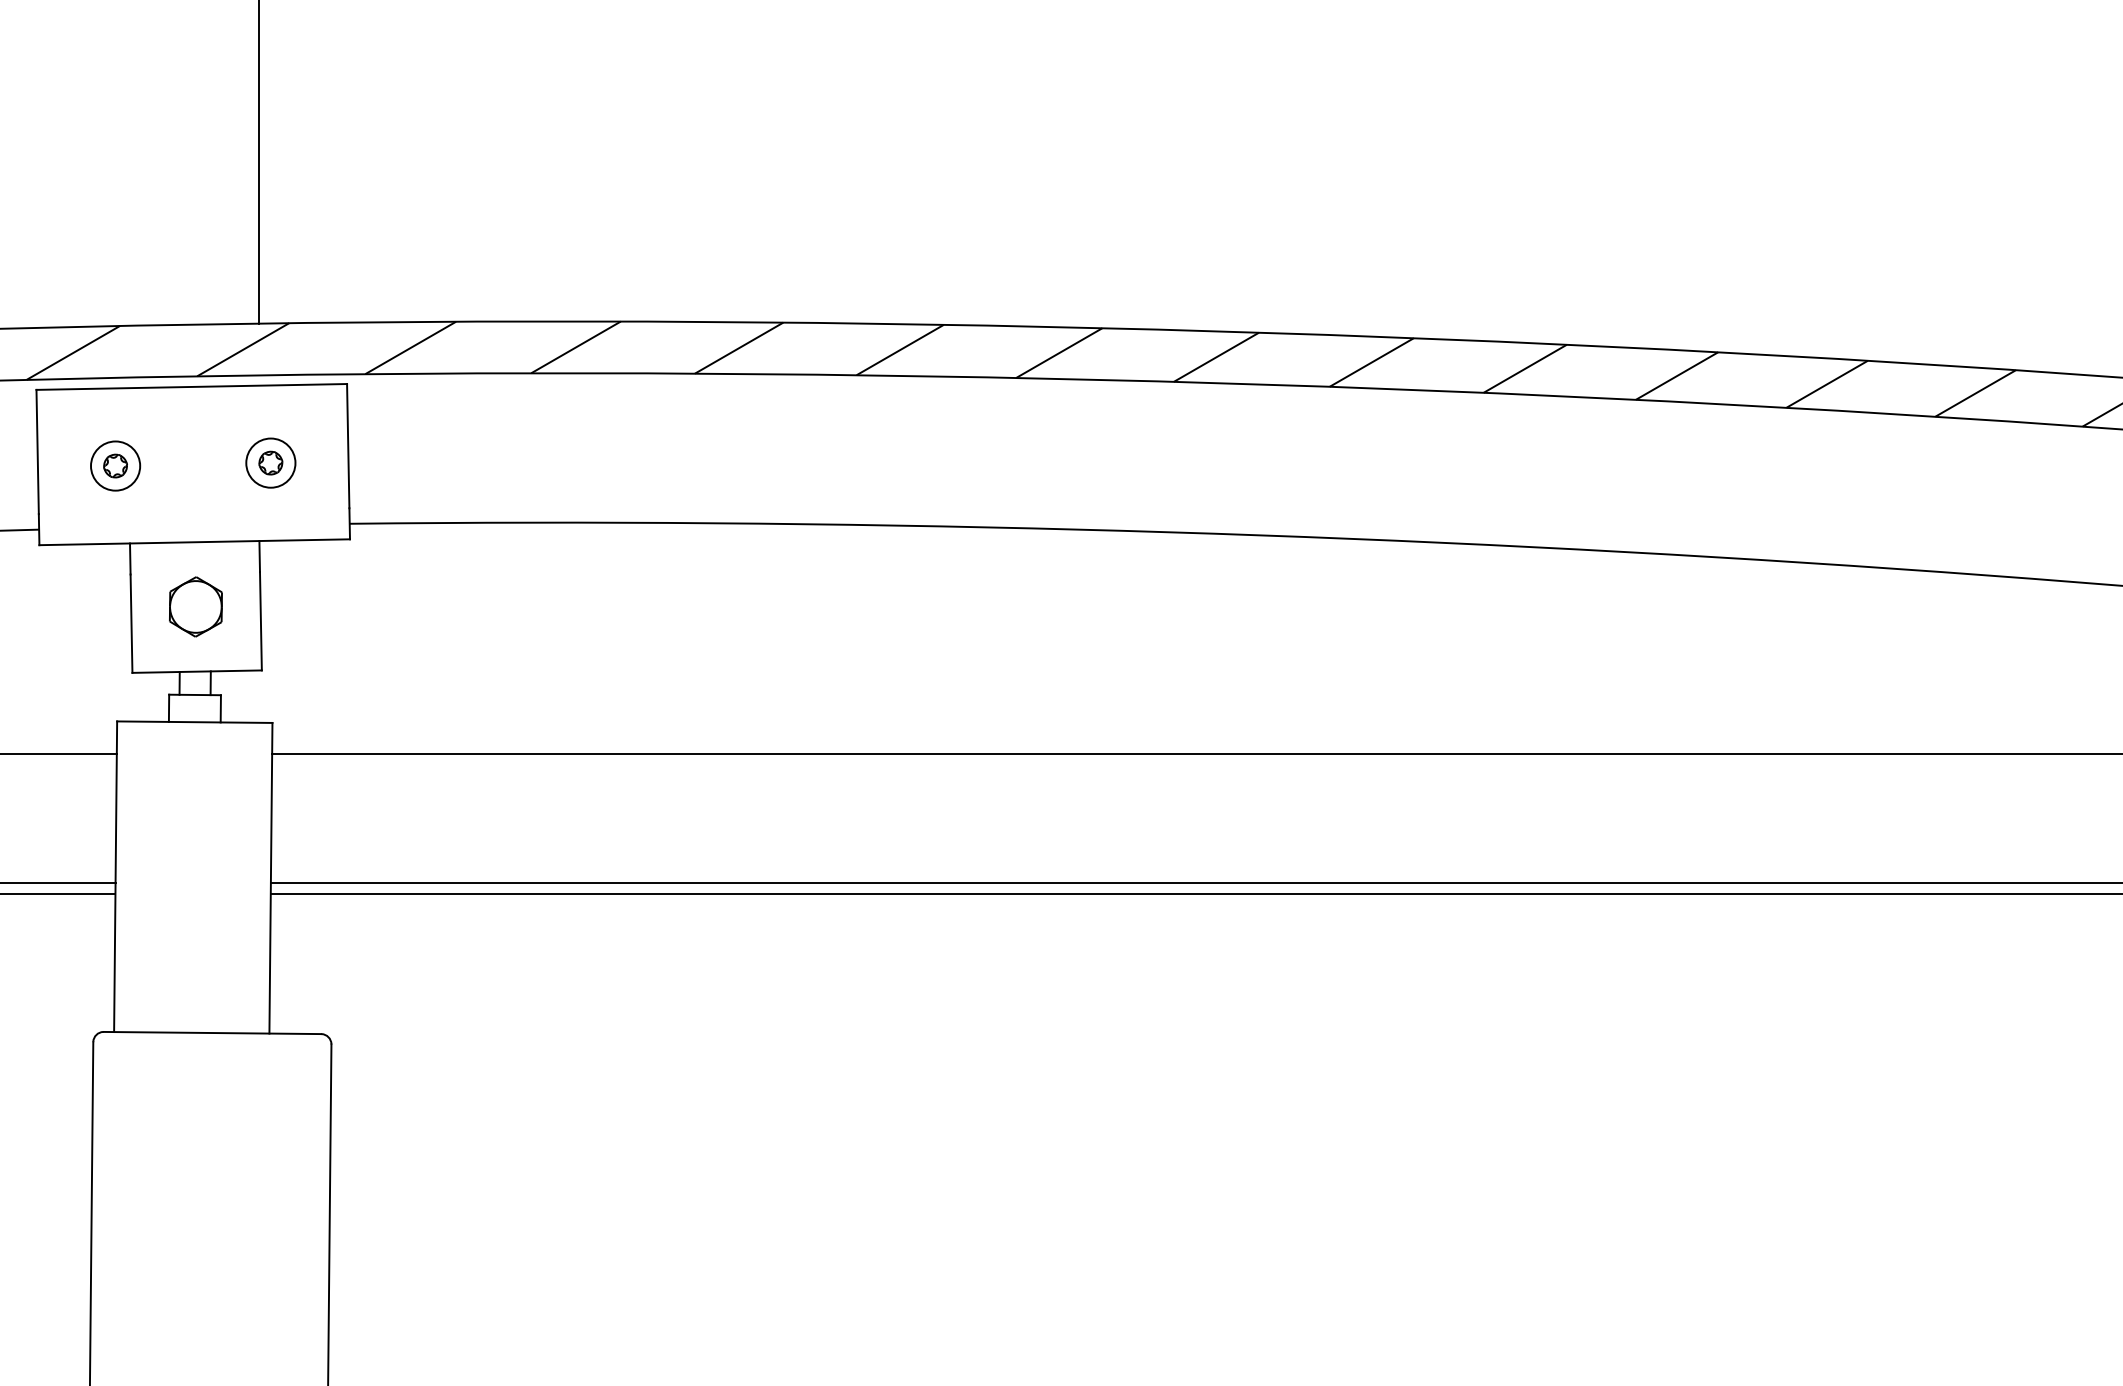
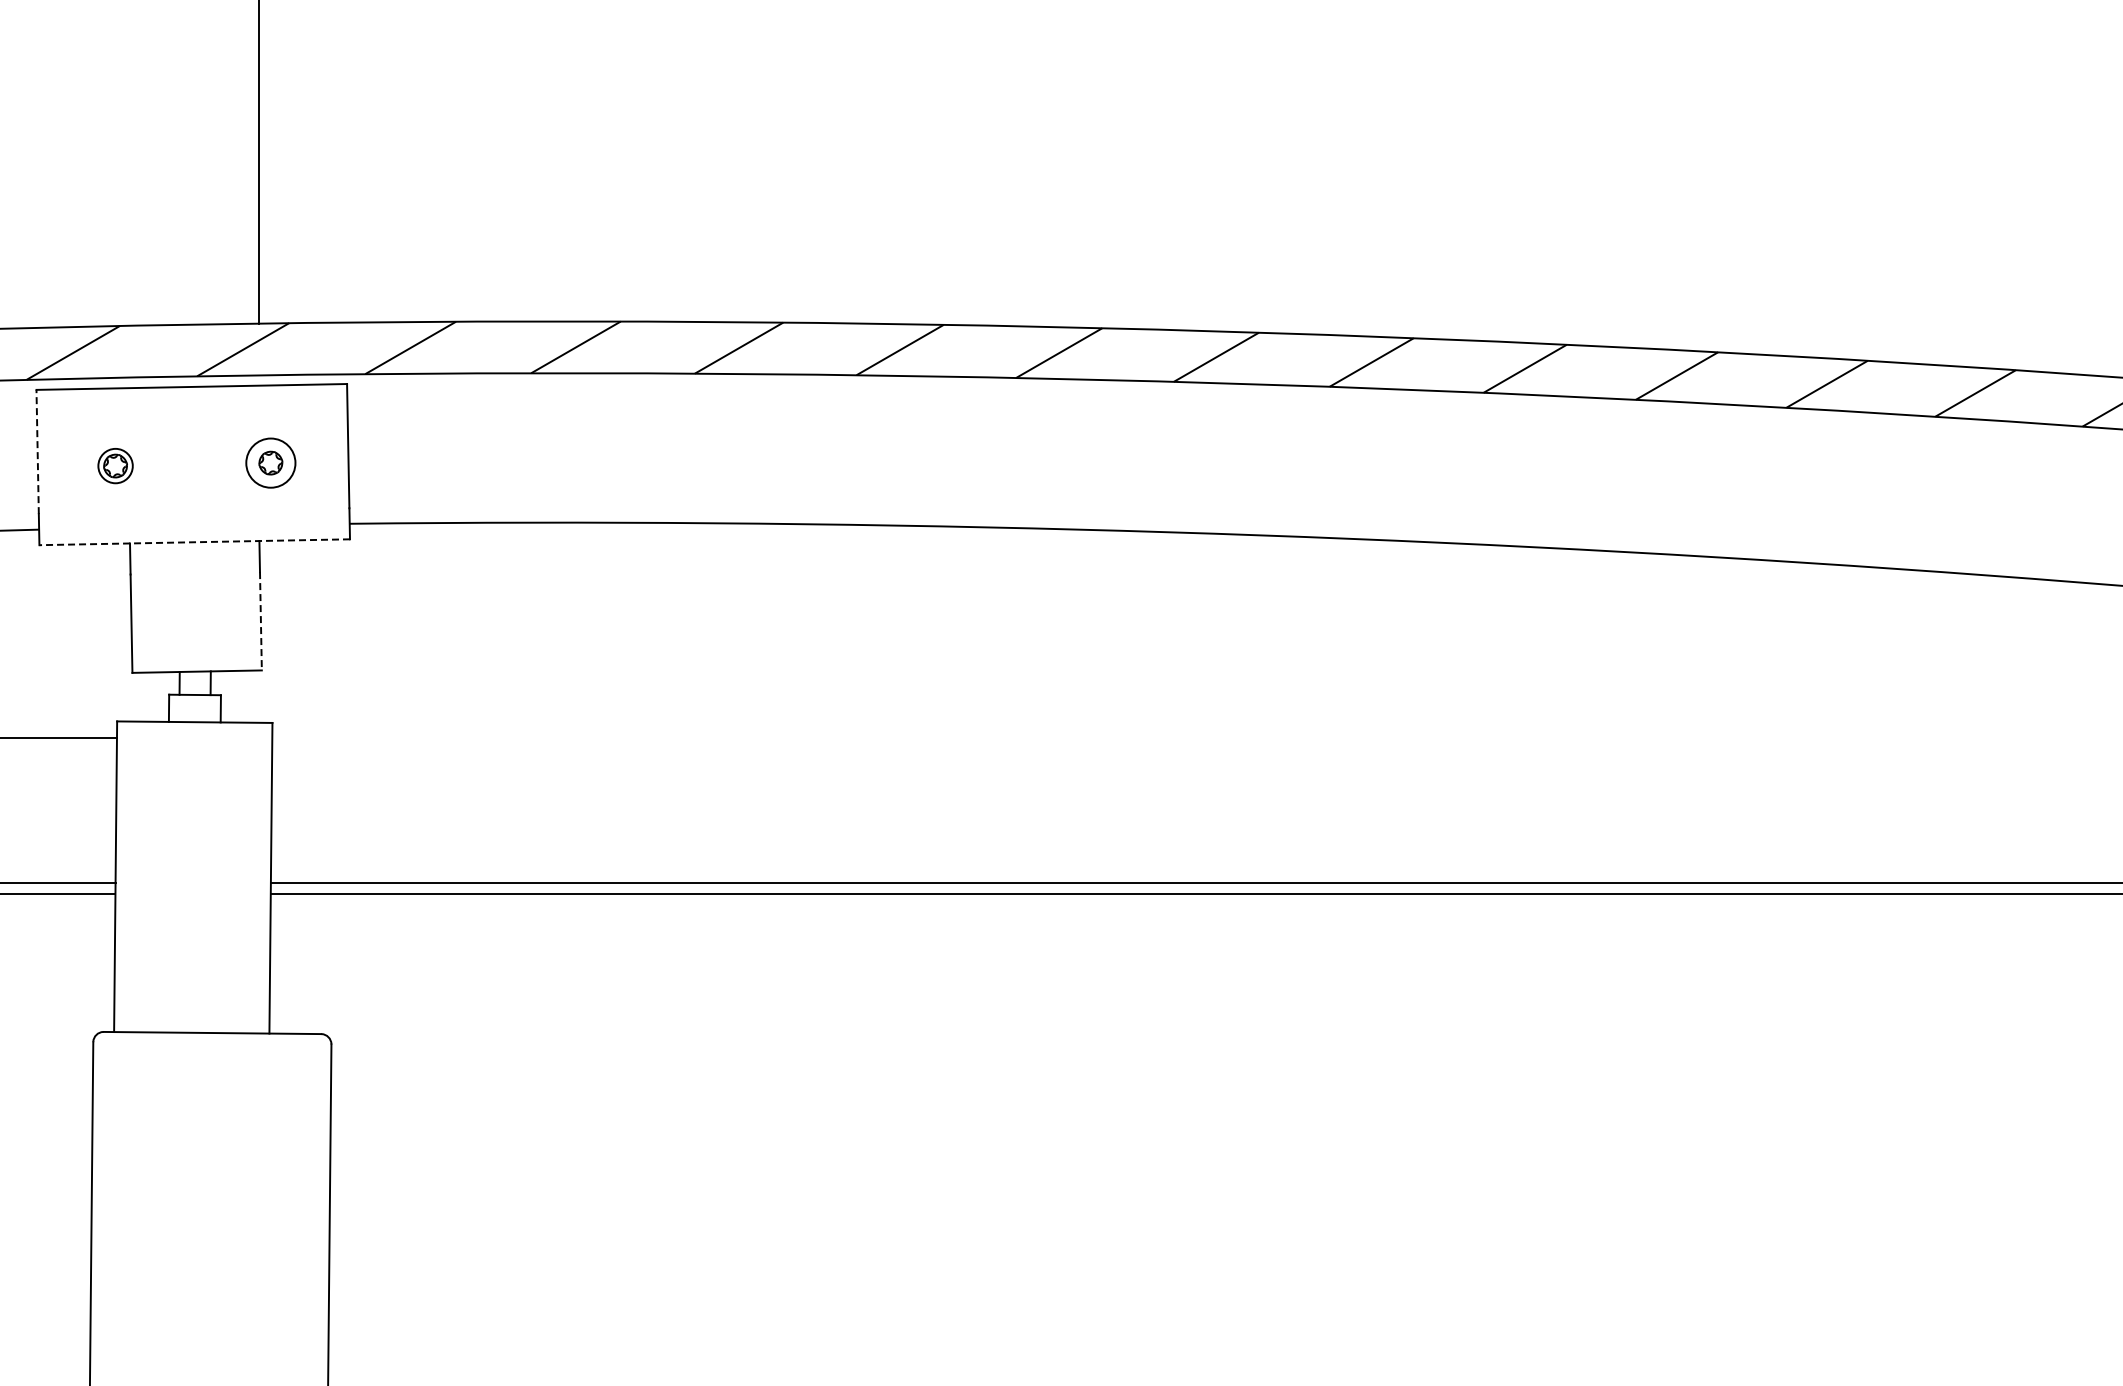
line: solid -> dashed (37, 451)
circle diameter: 49 px -> 34 px (115, 465)
line: solid -> dashed (194, 542)
part: present -> none (195, 606)
line: solid -> dashed (260, 621)
line position: (59, 753) -> (59, 737) (59, 737)
line: present -> none (1195, 753)
